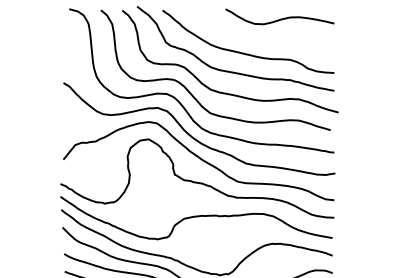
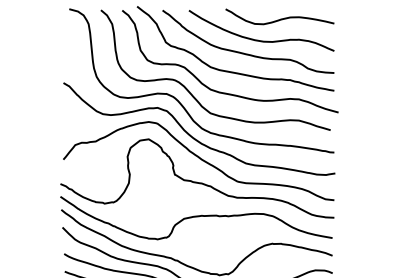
curve: none -> present (258, 39)
